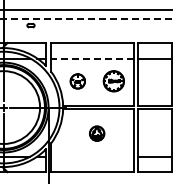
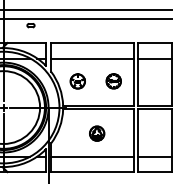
line: dashed -> solid (86, 18)
line: dashed -> solid (91, 58)
part size: 23x23 px -> 17x17 px (113, 81)
line: none -> present (92, 156)
